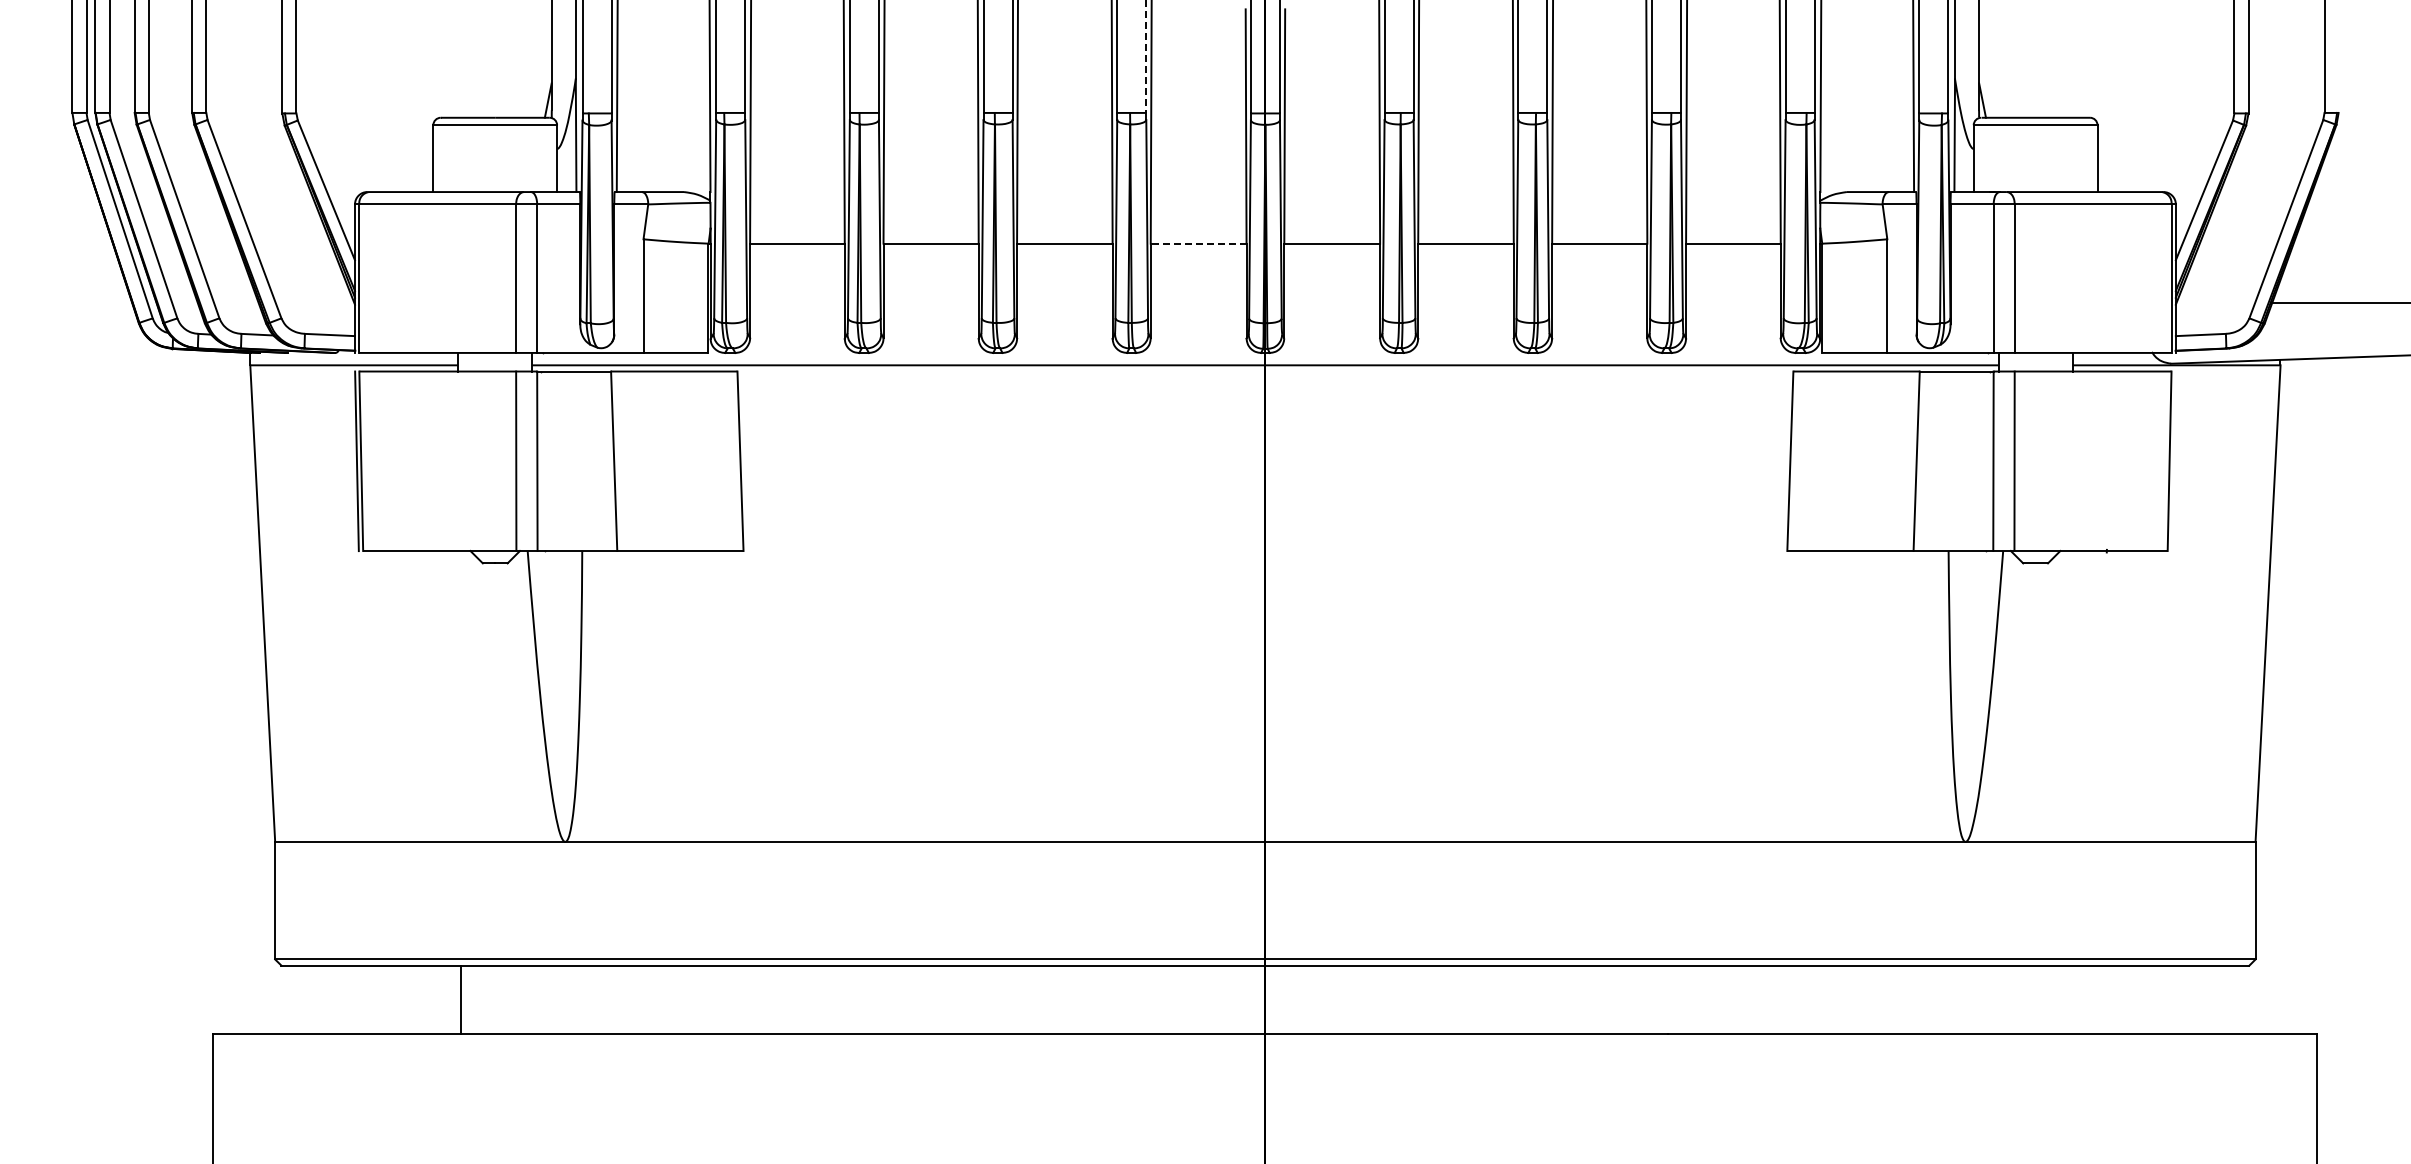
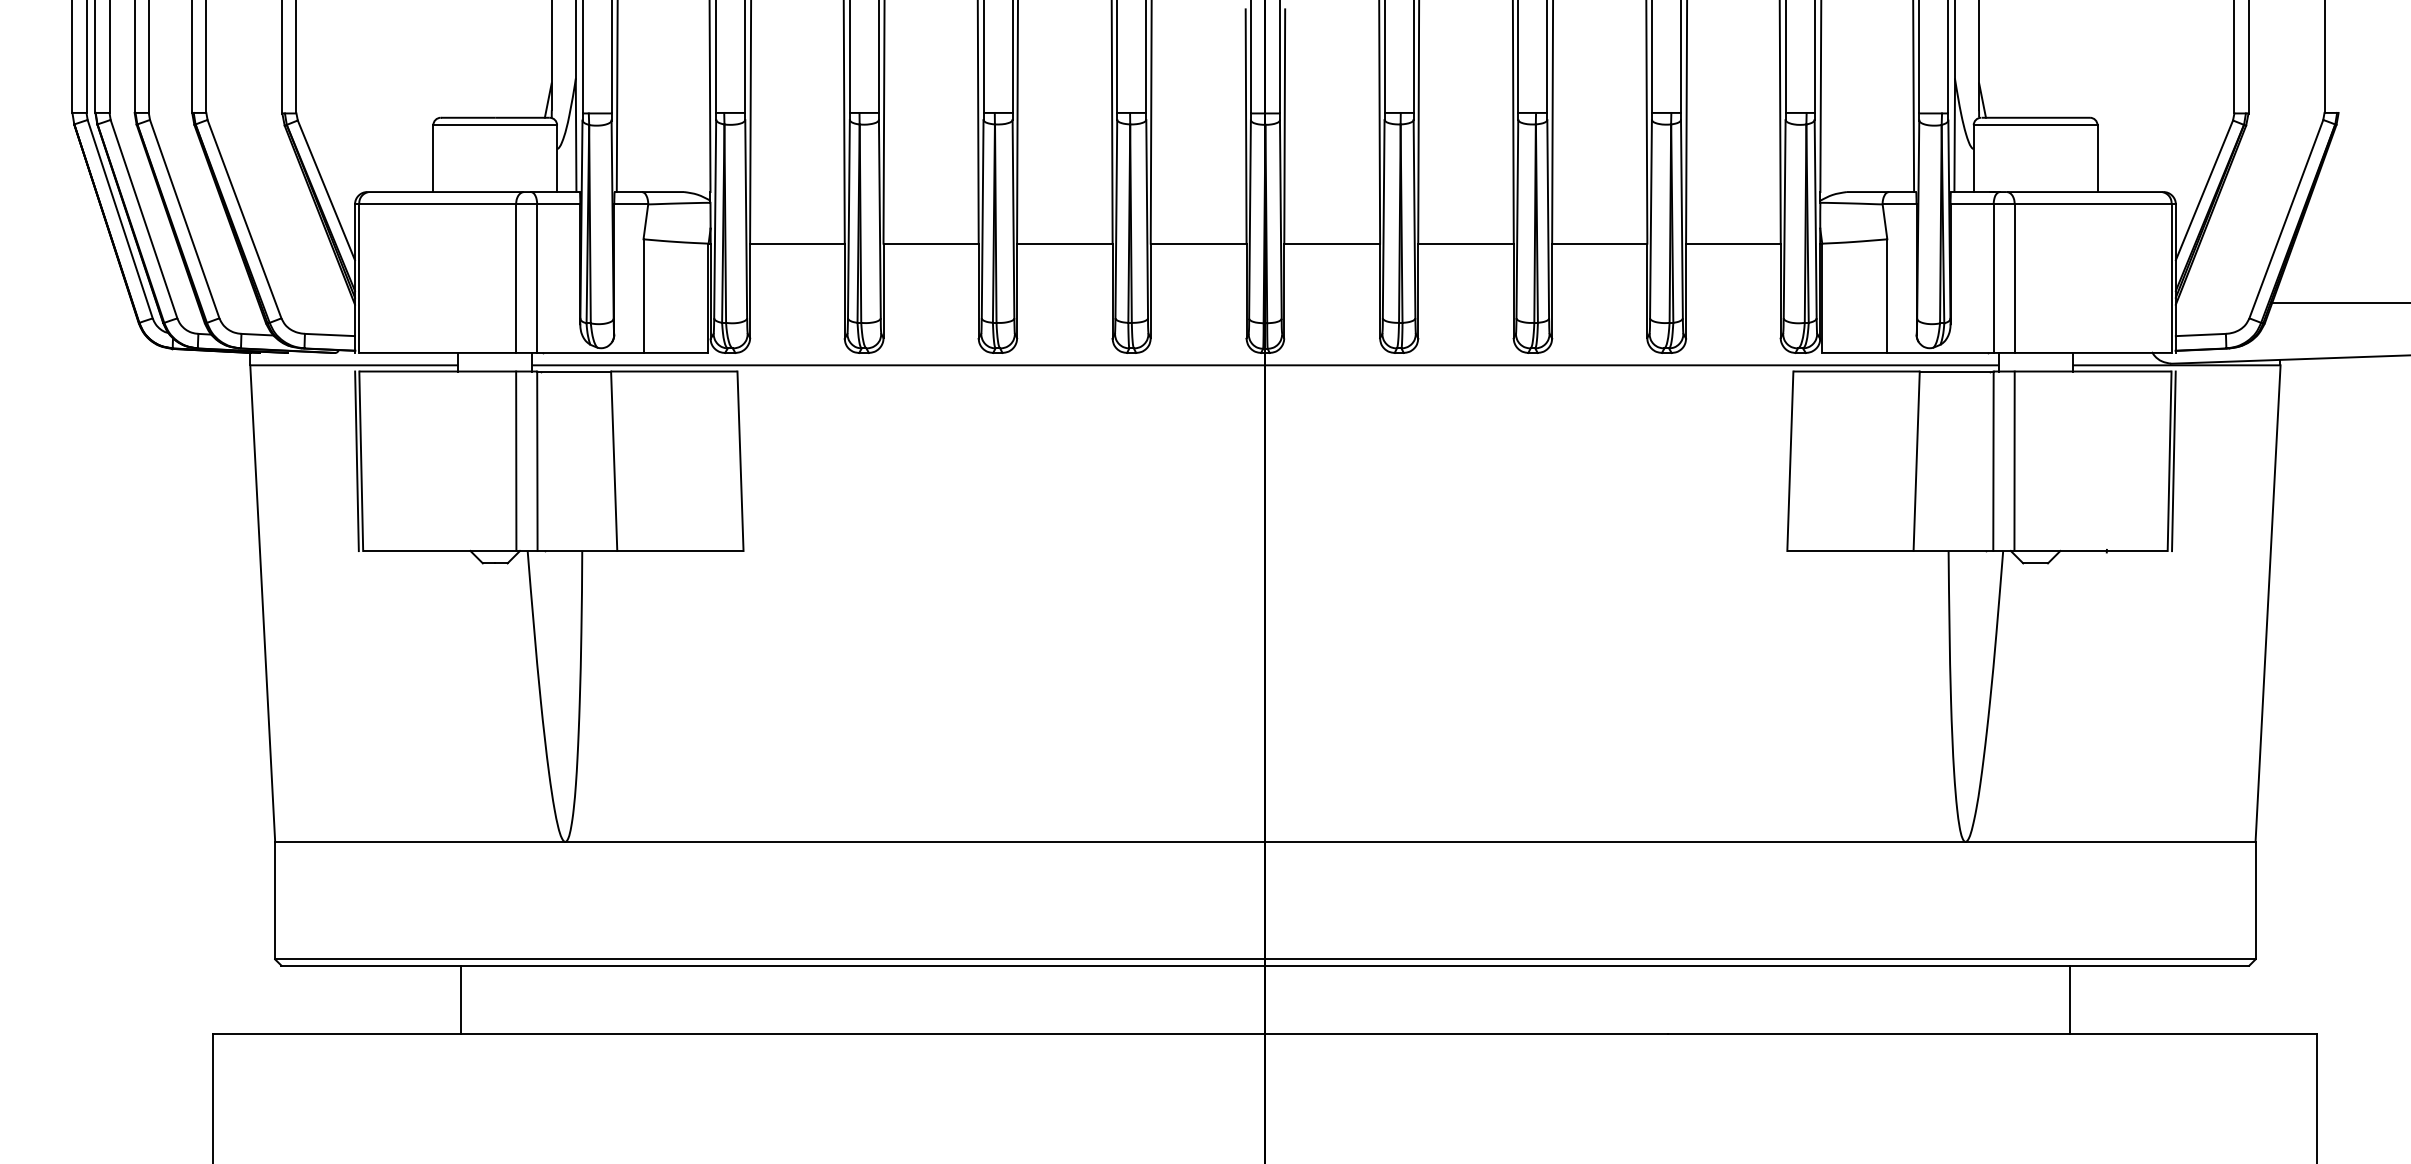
line: dashed -> solid (1146, 56)
line: dashed -> solid (1198, 243)
line: none -> present (2173, 461)
line: none -> present (2069, 999)
